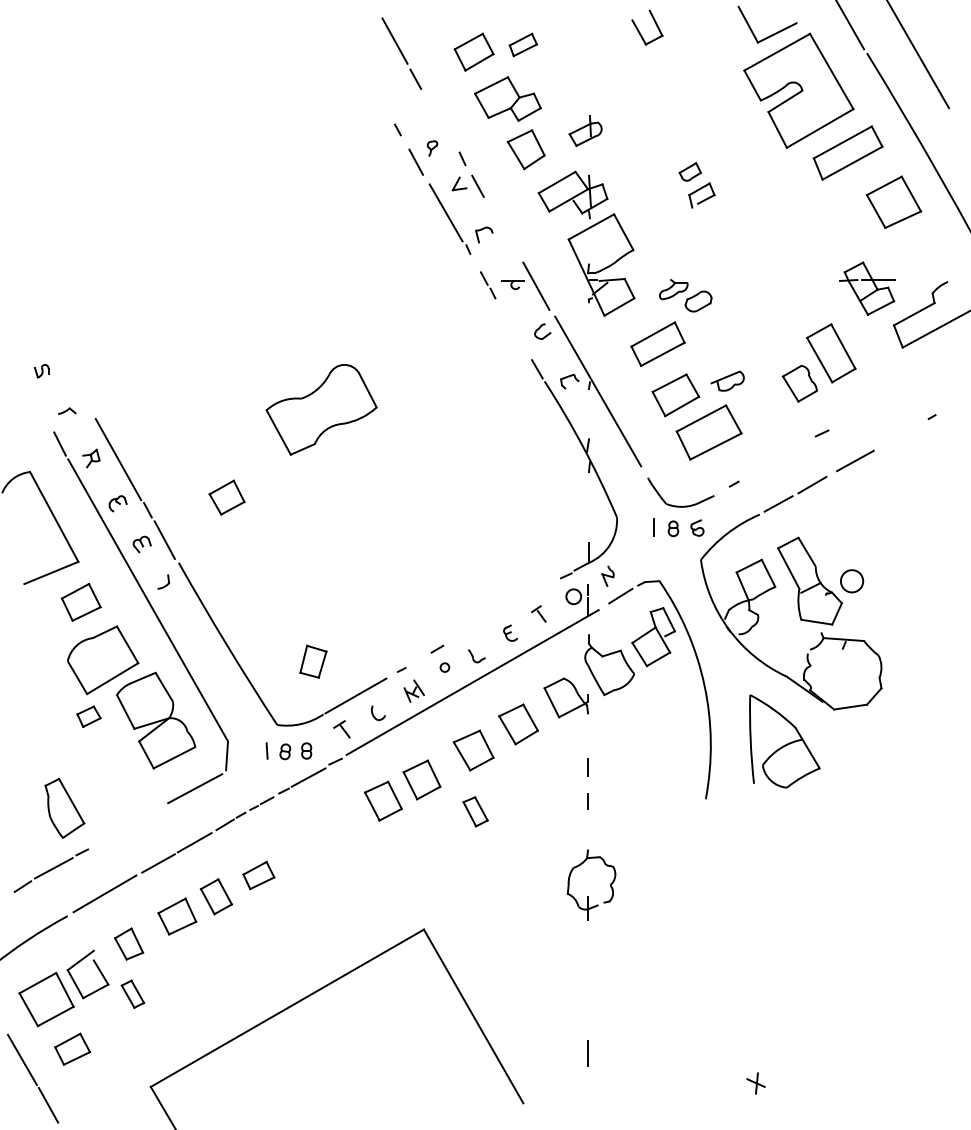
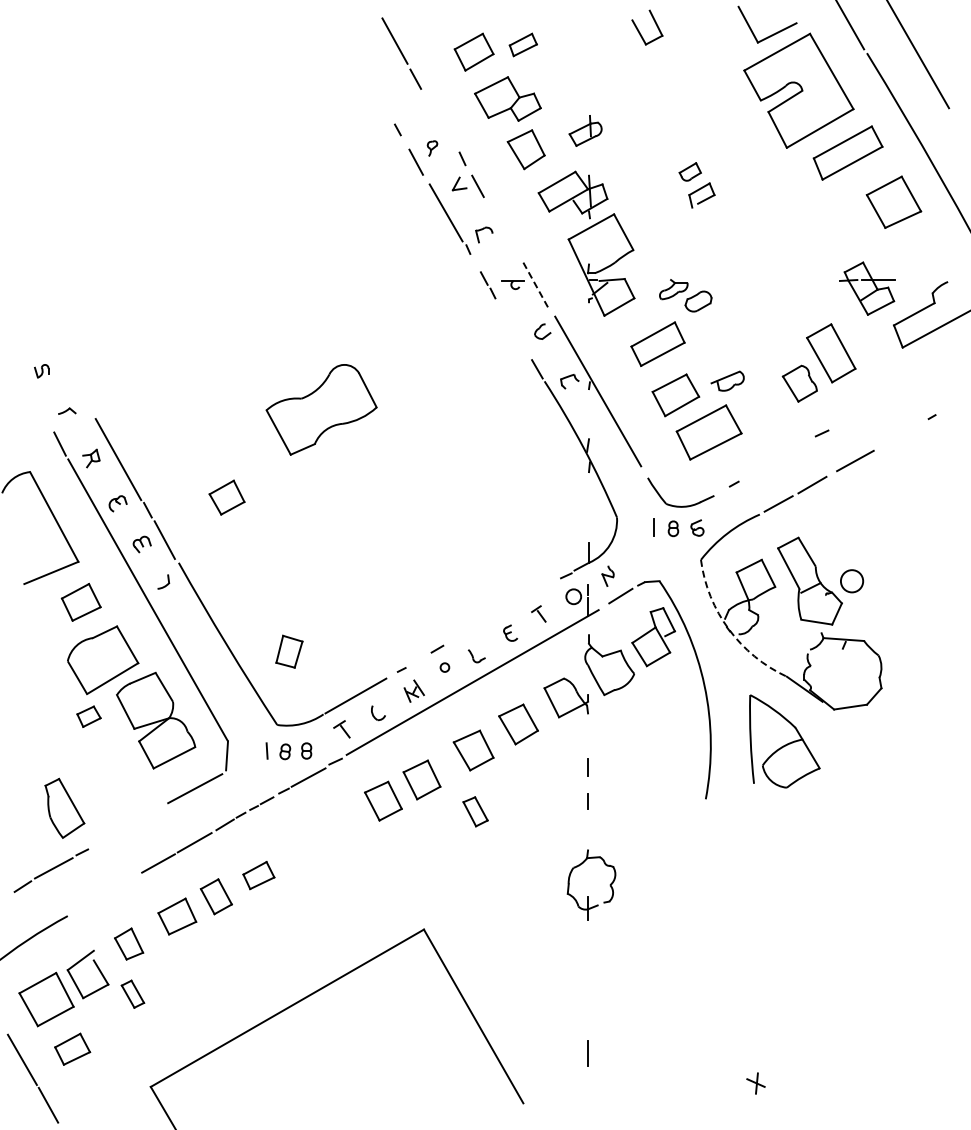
line: solid -> dashed (536, 286)
arc: solid -> dashed (728, 629)
part position: (313, 661) -> (289, 651) (289, 651)
line: present -> none (104, 893)
